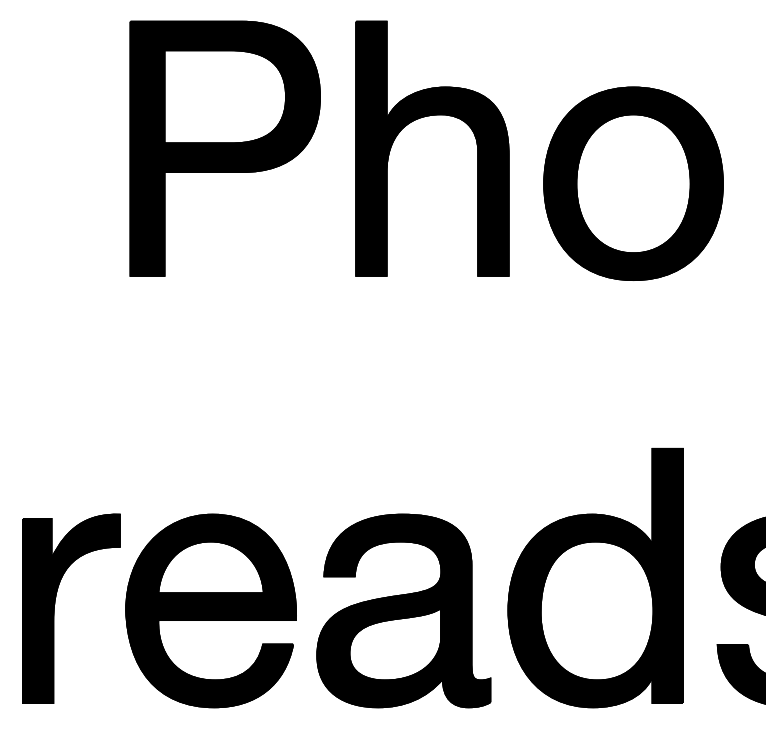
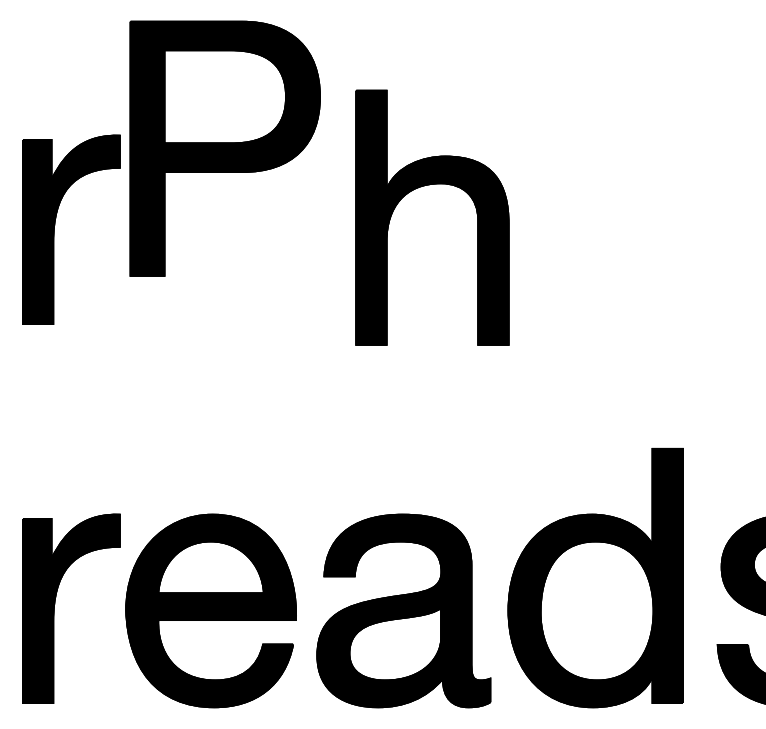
part position: (421, 118) -> (421, 187) (421, 187)
part: present -> none (633, 183)
part: none -> present (55, 225)
